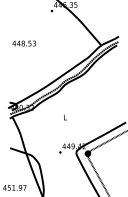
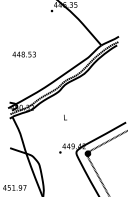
text position: (23, 43) -> (23, 54) (23, 54)
